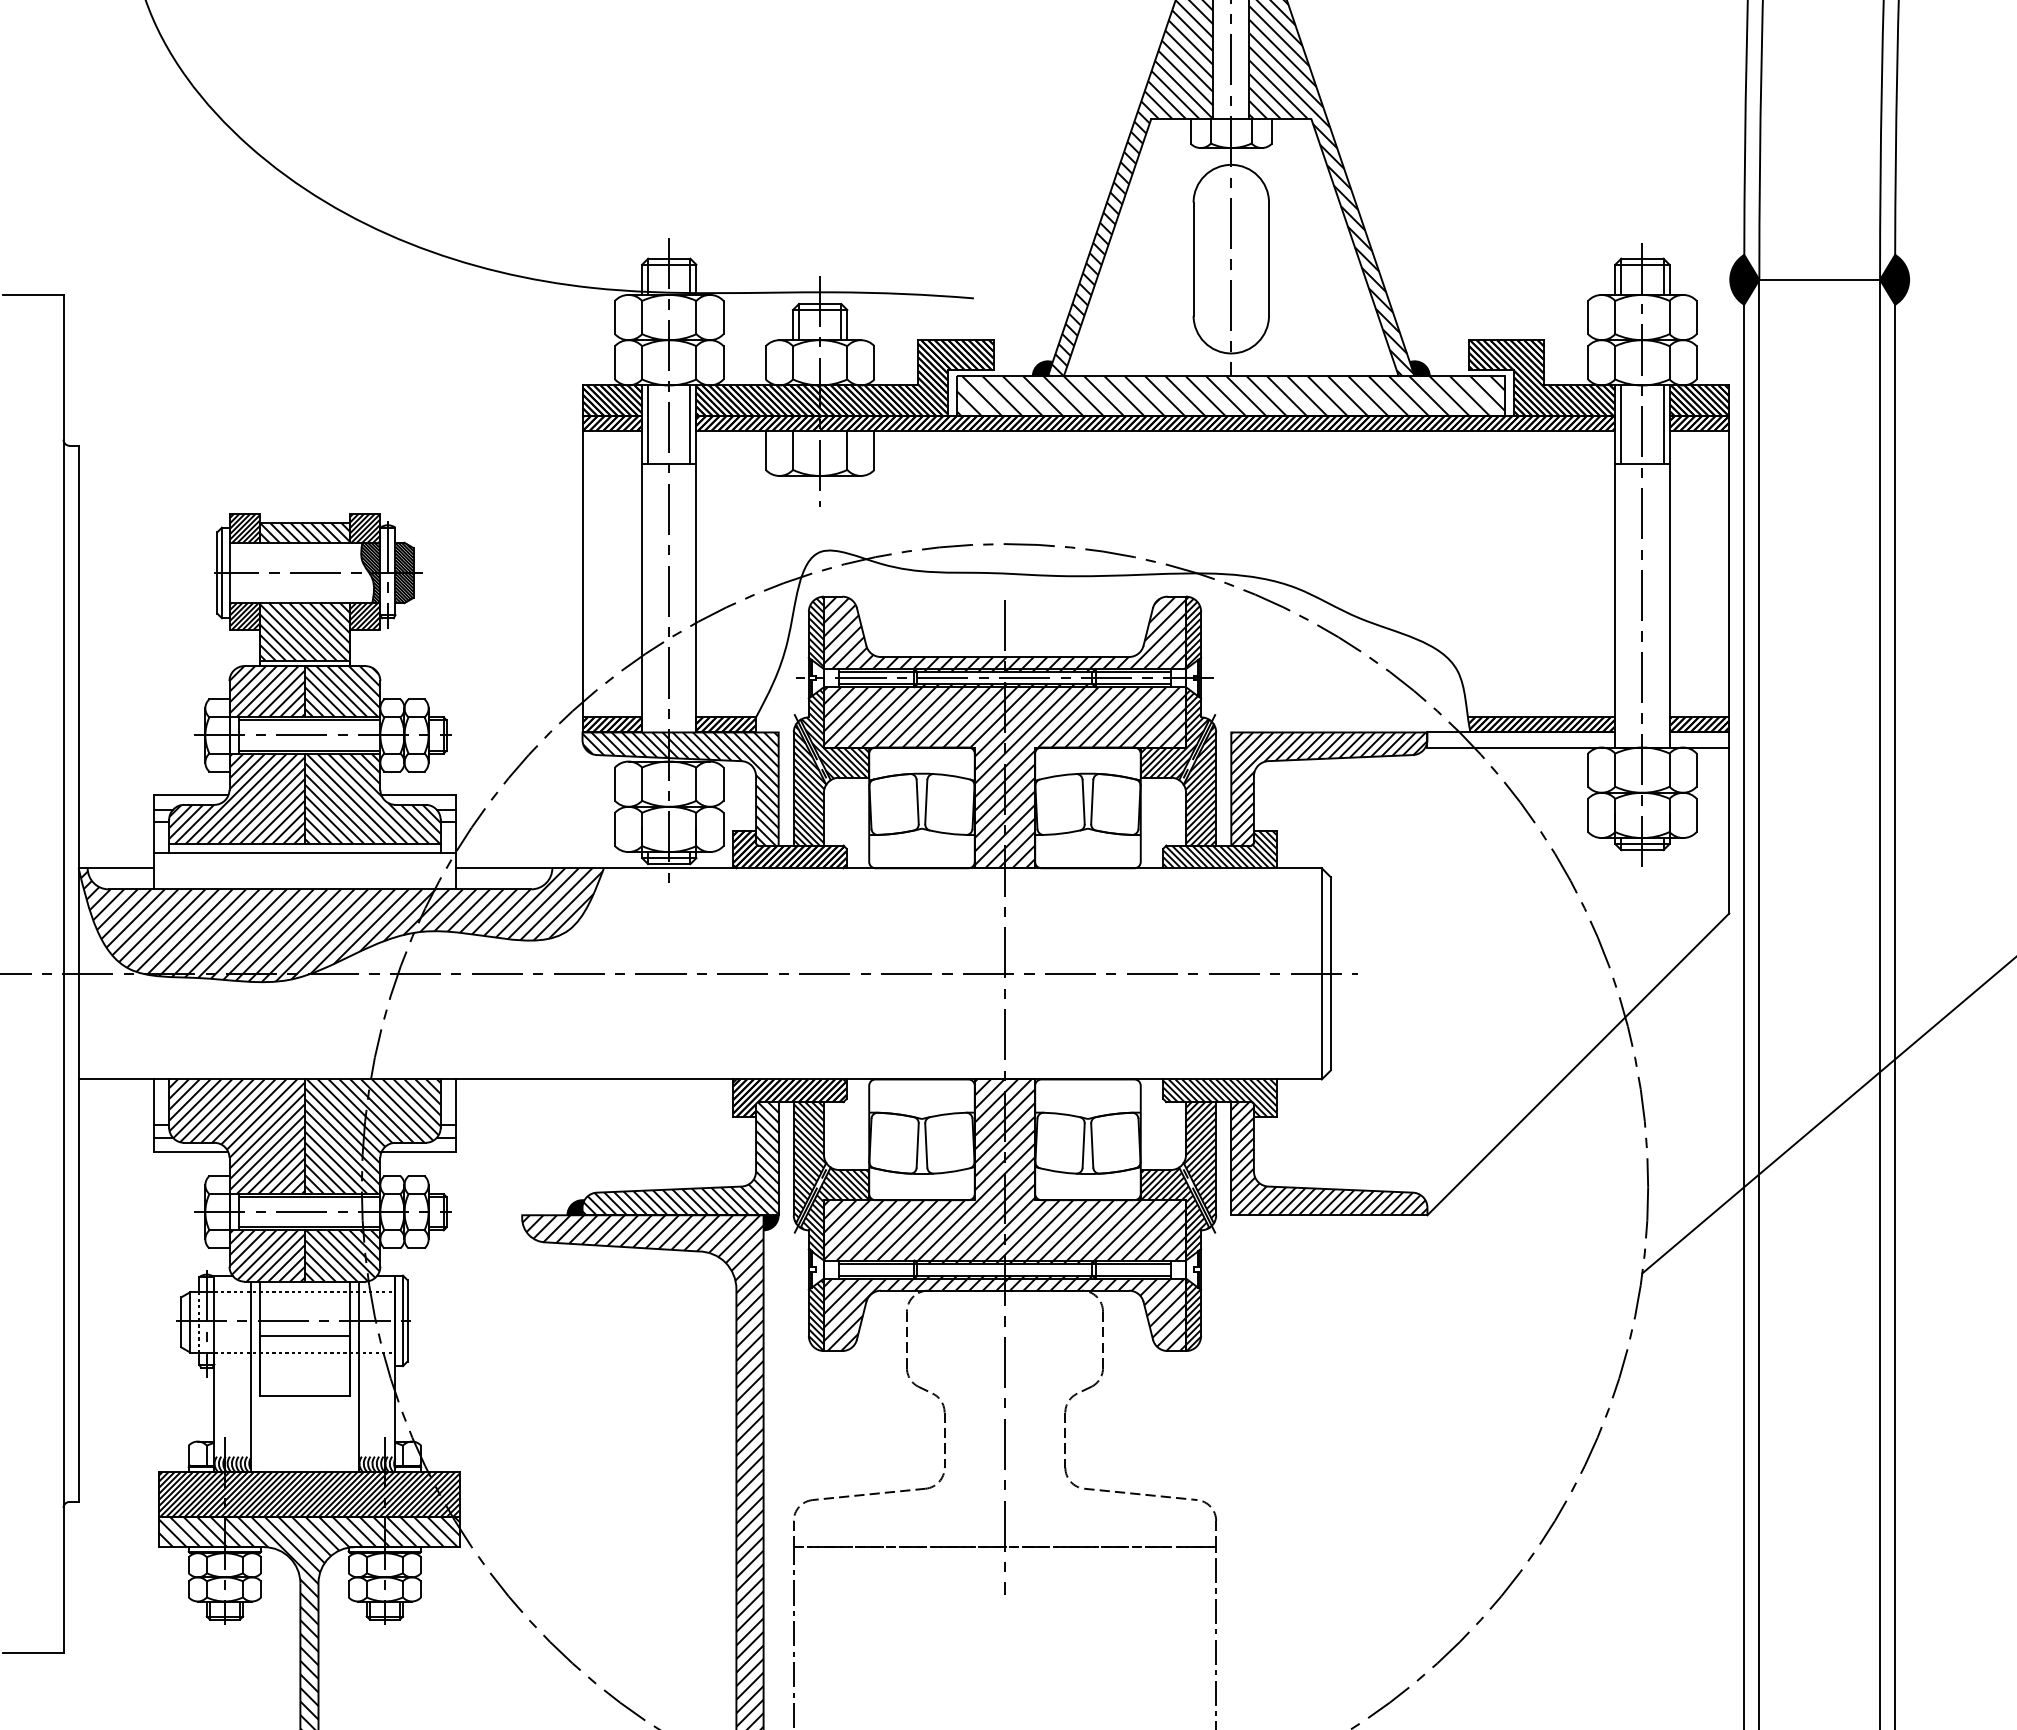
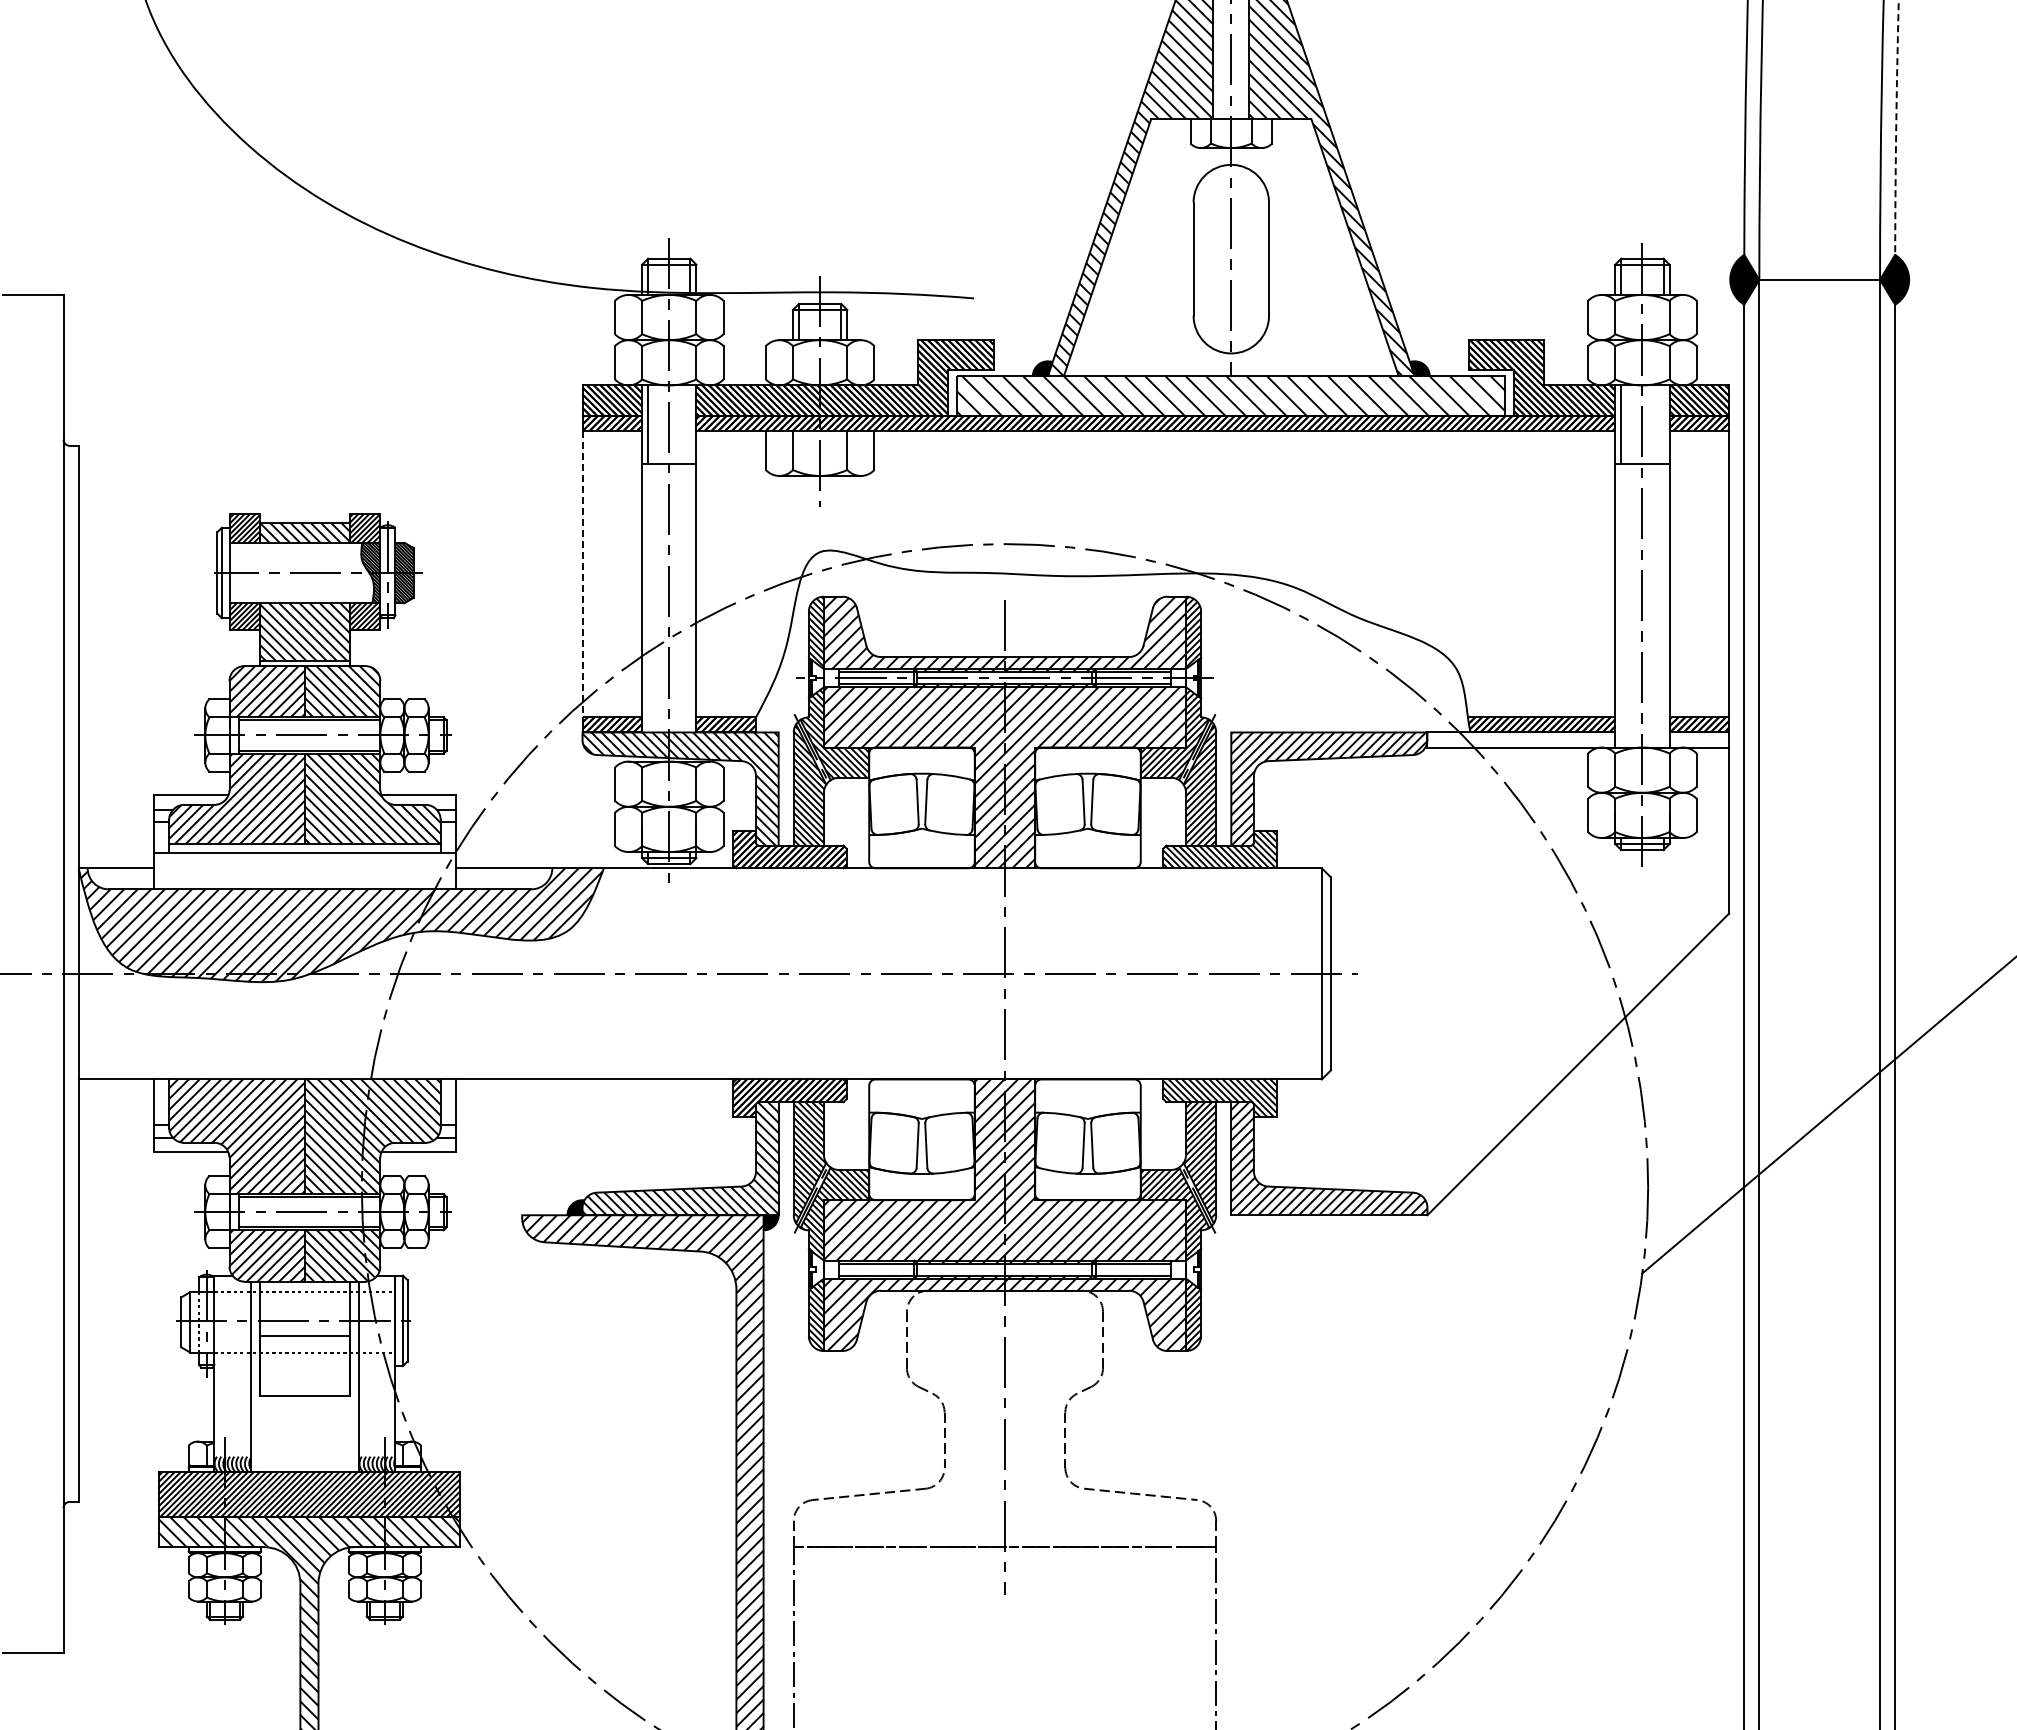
arc: solid -> dashed (1896, 128)
line: present -> none (690, 424)
line: present -> none (1663, 424)
line: solid -> dashed (582, 574)
